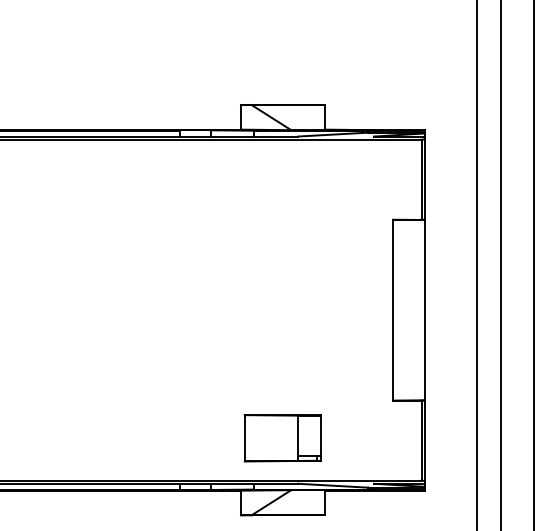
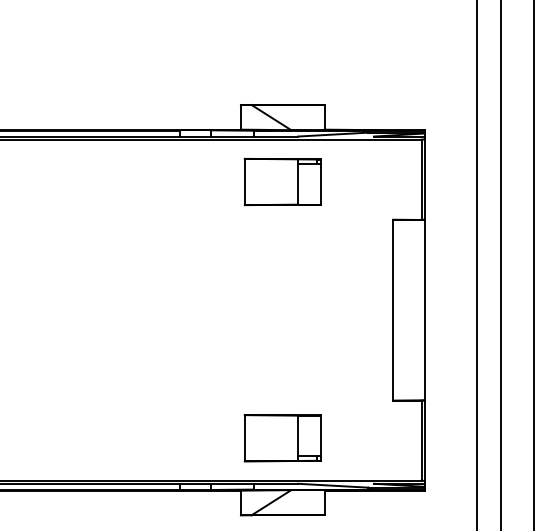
part: none -> present (282, 181)
